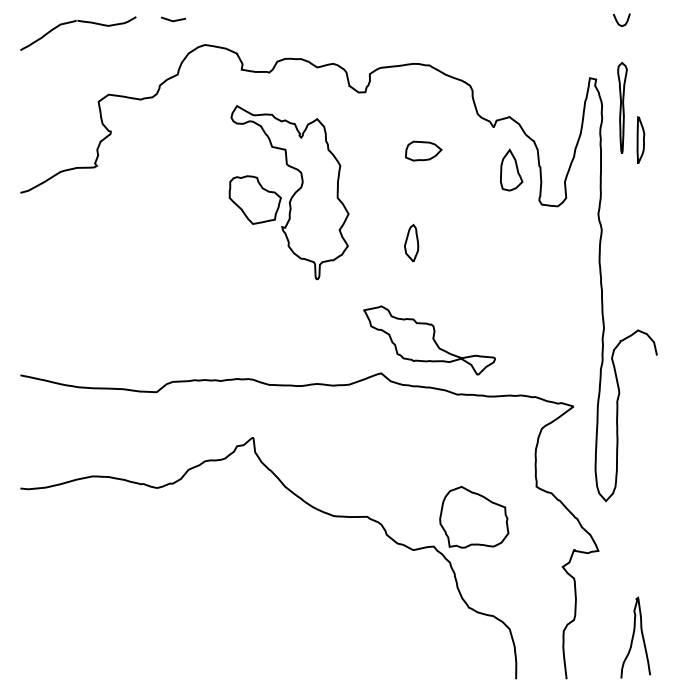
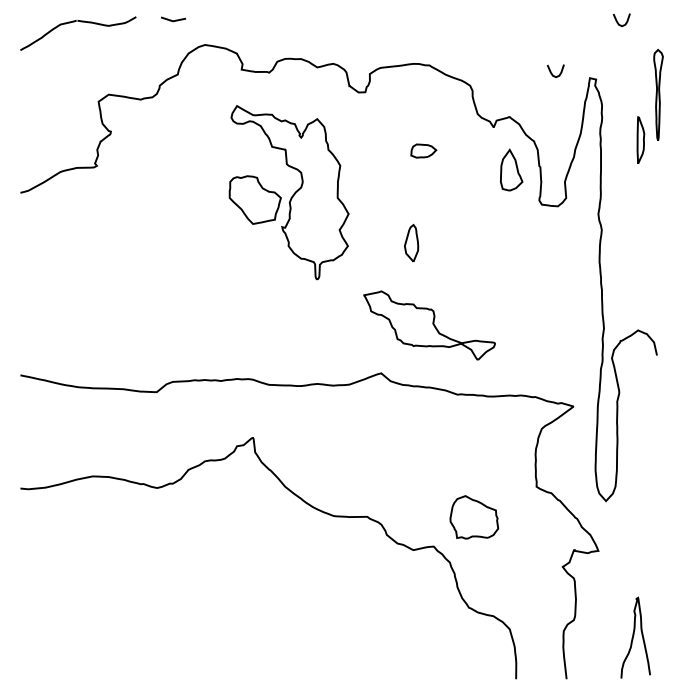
curve: none -> present (551, 71)
part position: (622, 107) -> (658, 94) (658, 94)
part size: 38x22 px -> 28x16 px (423, 150)
part position: (429, 340) -> (429, 325) (429, 325)
part size: 71x63 px -> 51x45 px (474, 517)
